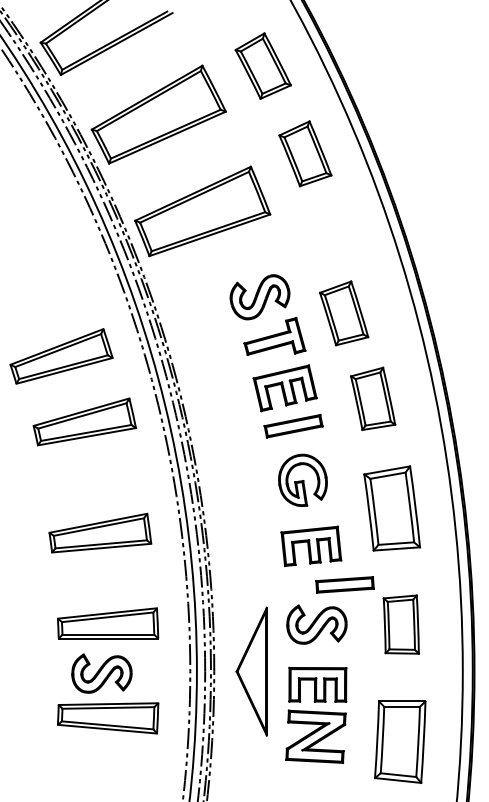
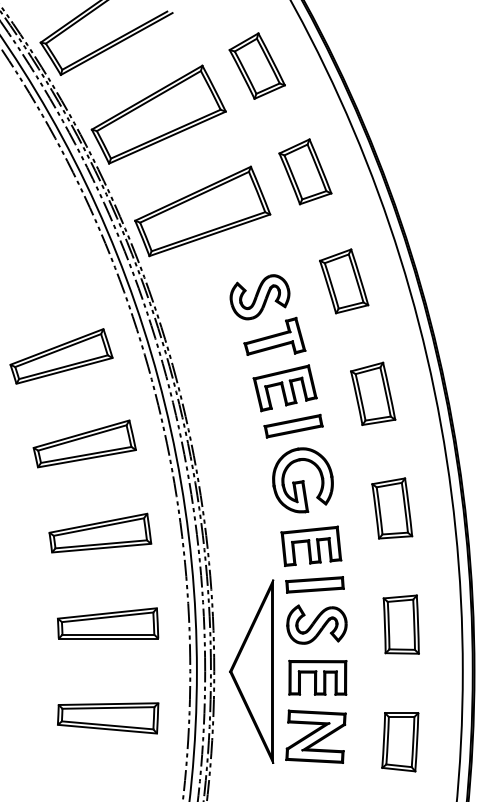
part position: (262, 65) -> (256, 65) (256, 65)
part position: (305, 153) -> (305, 171) (305, 171)
part position: (344, 313) -> (344, 281) (344, 281)
part position: (373, 398) -> (373, 393) (373, 393)
part position: (84, 421) -> (84, 443) (84, 443)
part size: 50x54 px -> 62x67 px (302, 480)
part size: 59x87 px -> 43x63 px (392, 508)
part position: (344, 584) -> (314, 584) (314, 584)
part size: 33x131 px -> 46x185 px (251, 671)
part: present -> none (101, 673)
part position: (317, 684) -> (317, 677) (317, 677)
part size: 53x84 px -> 39x61 px (400, 742)
